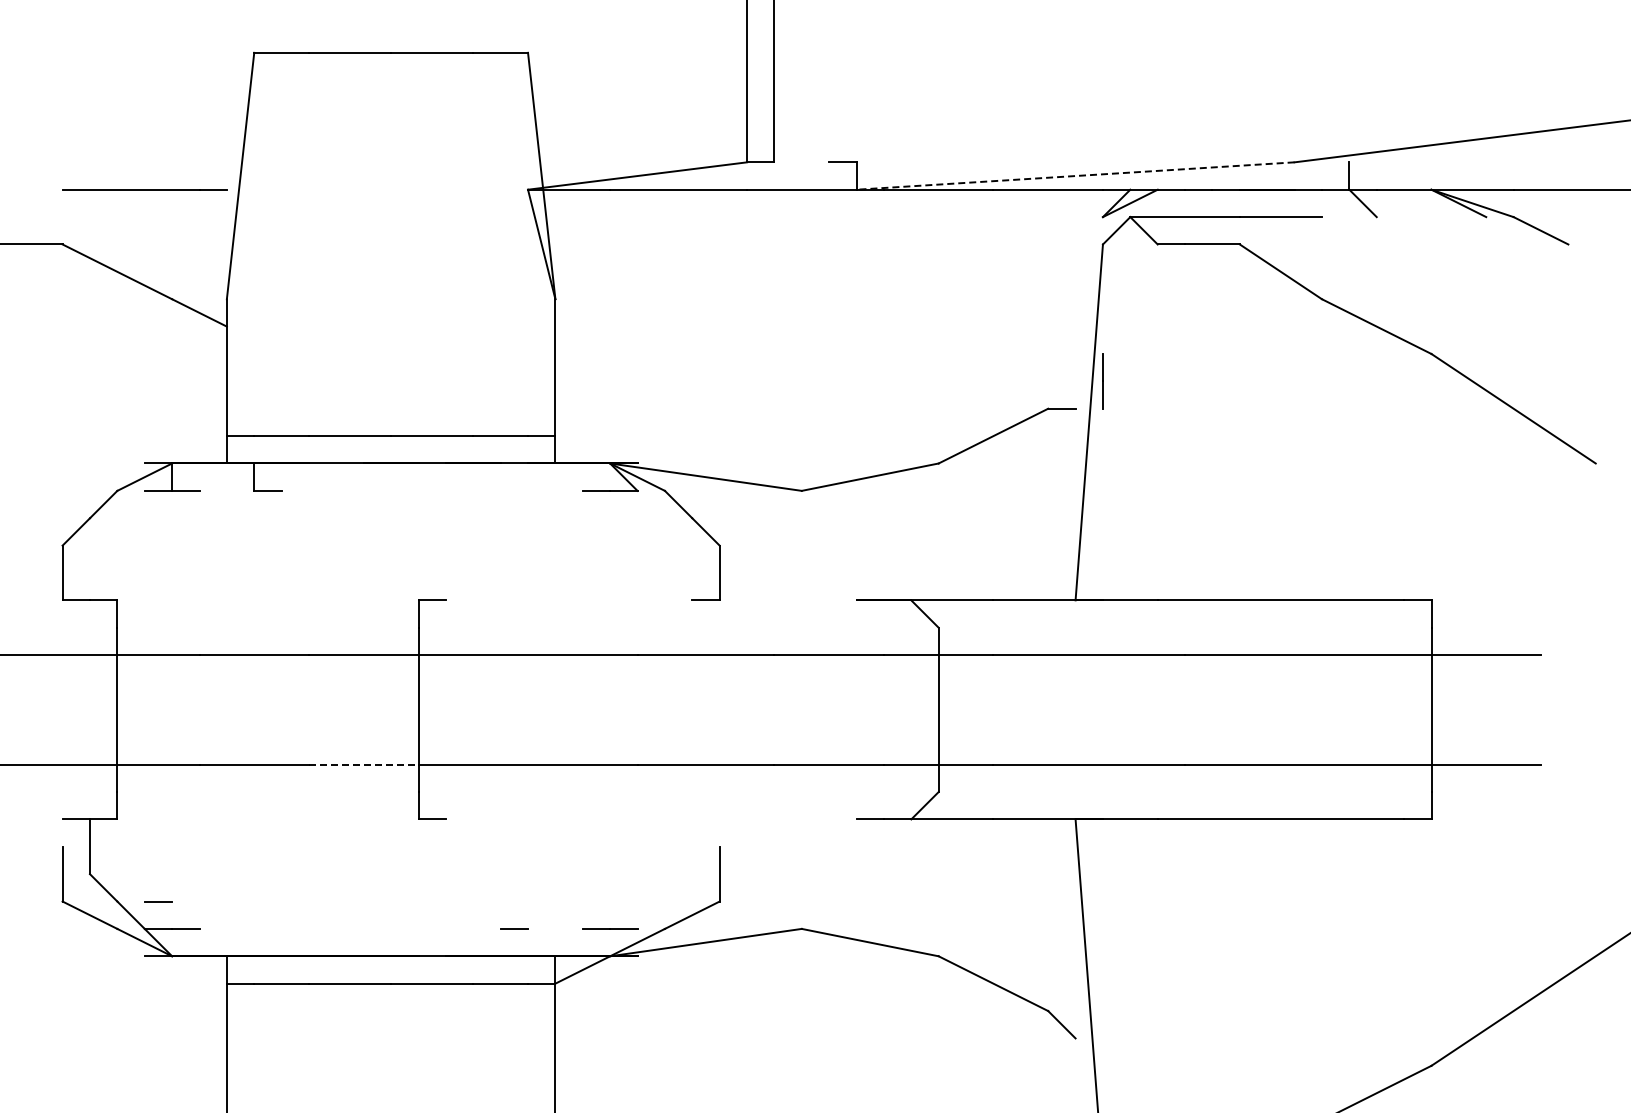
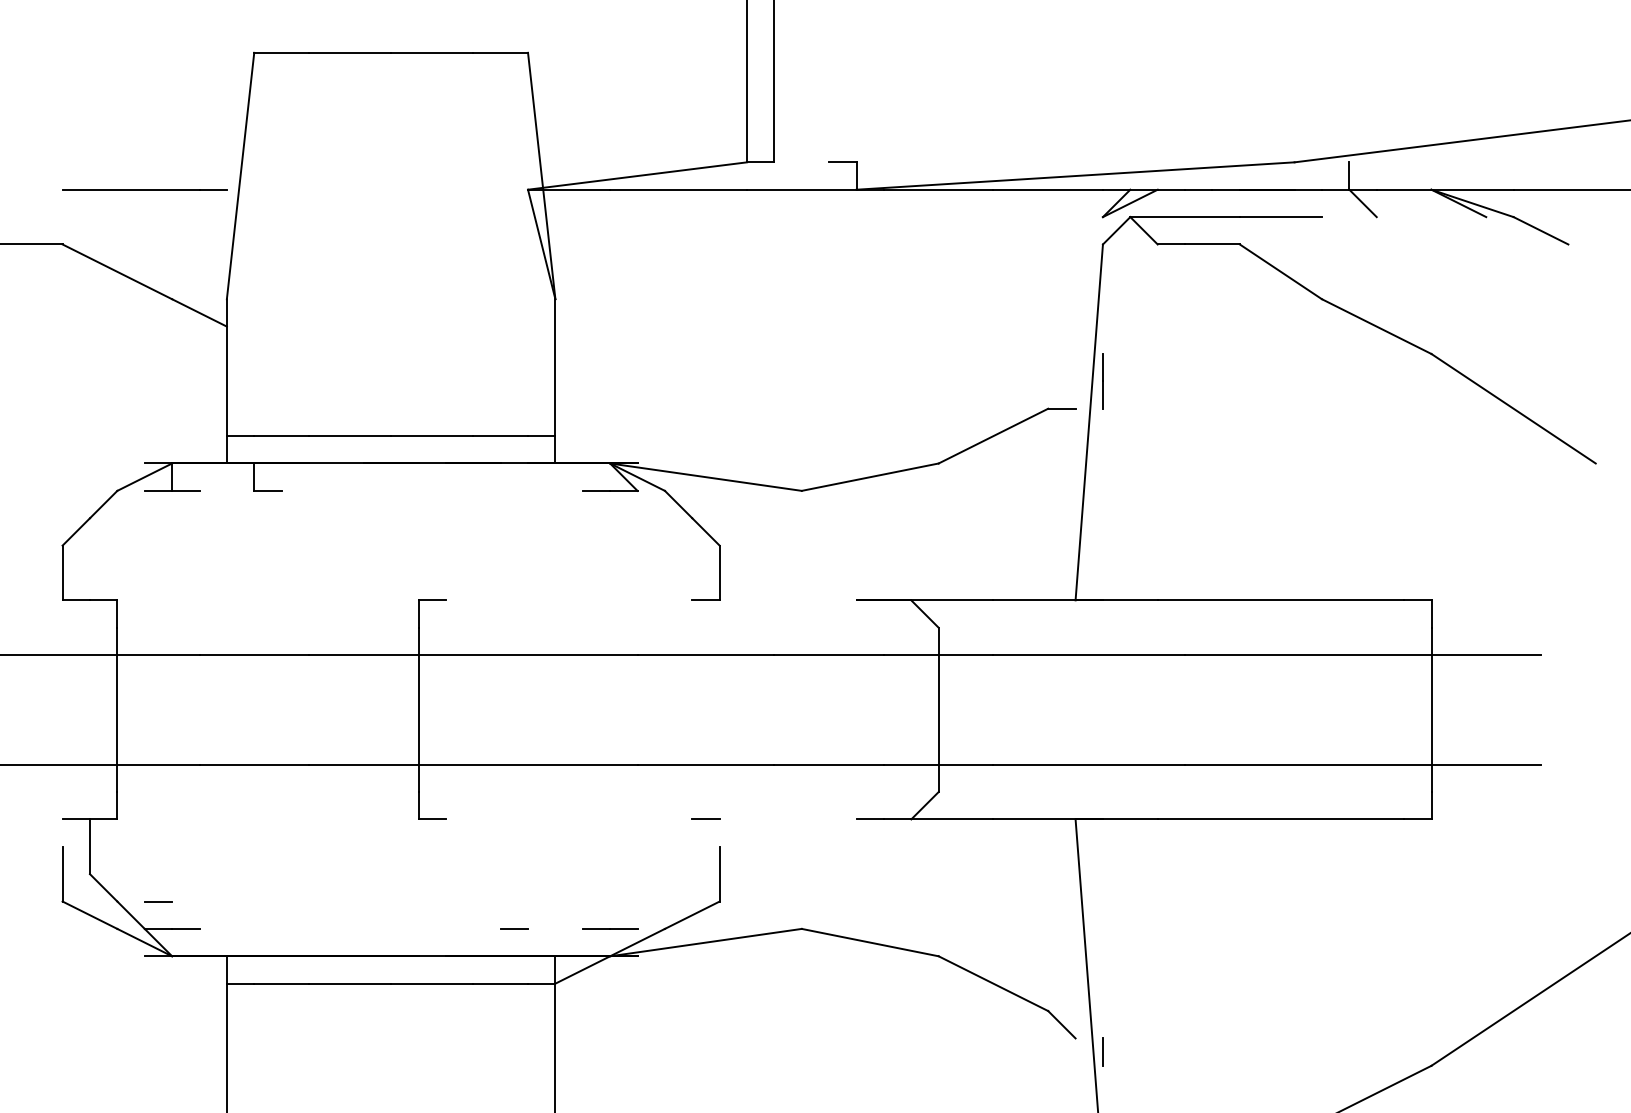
line: dashed -> solid (1075, 176)
line: dashed -> solid (363, 764)
line: none -> present (705, 819)
line: none -> present (1102, 1051)
